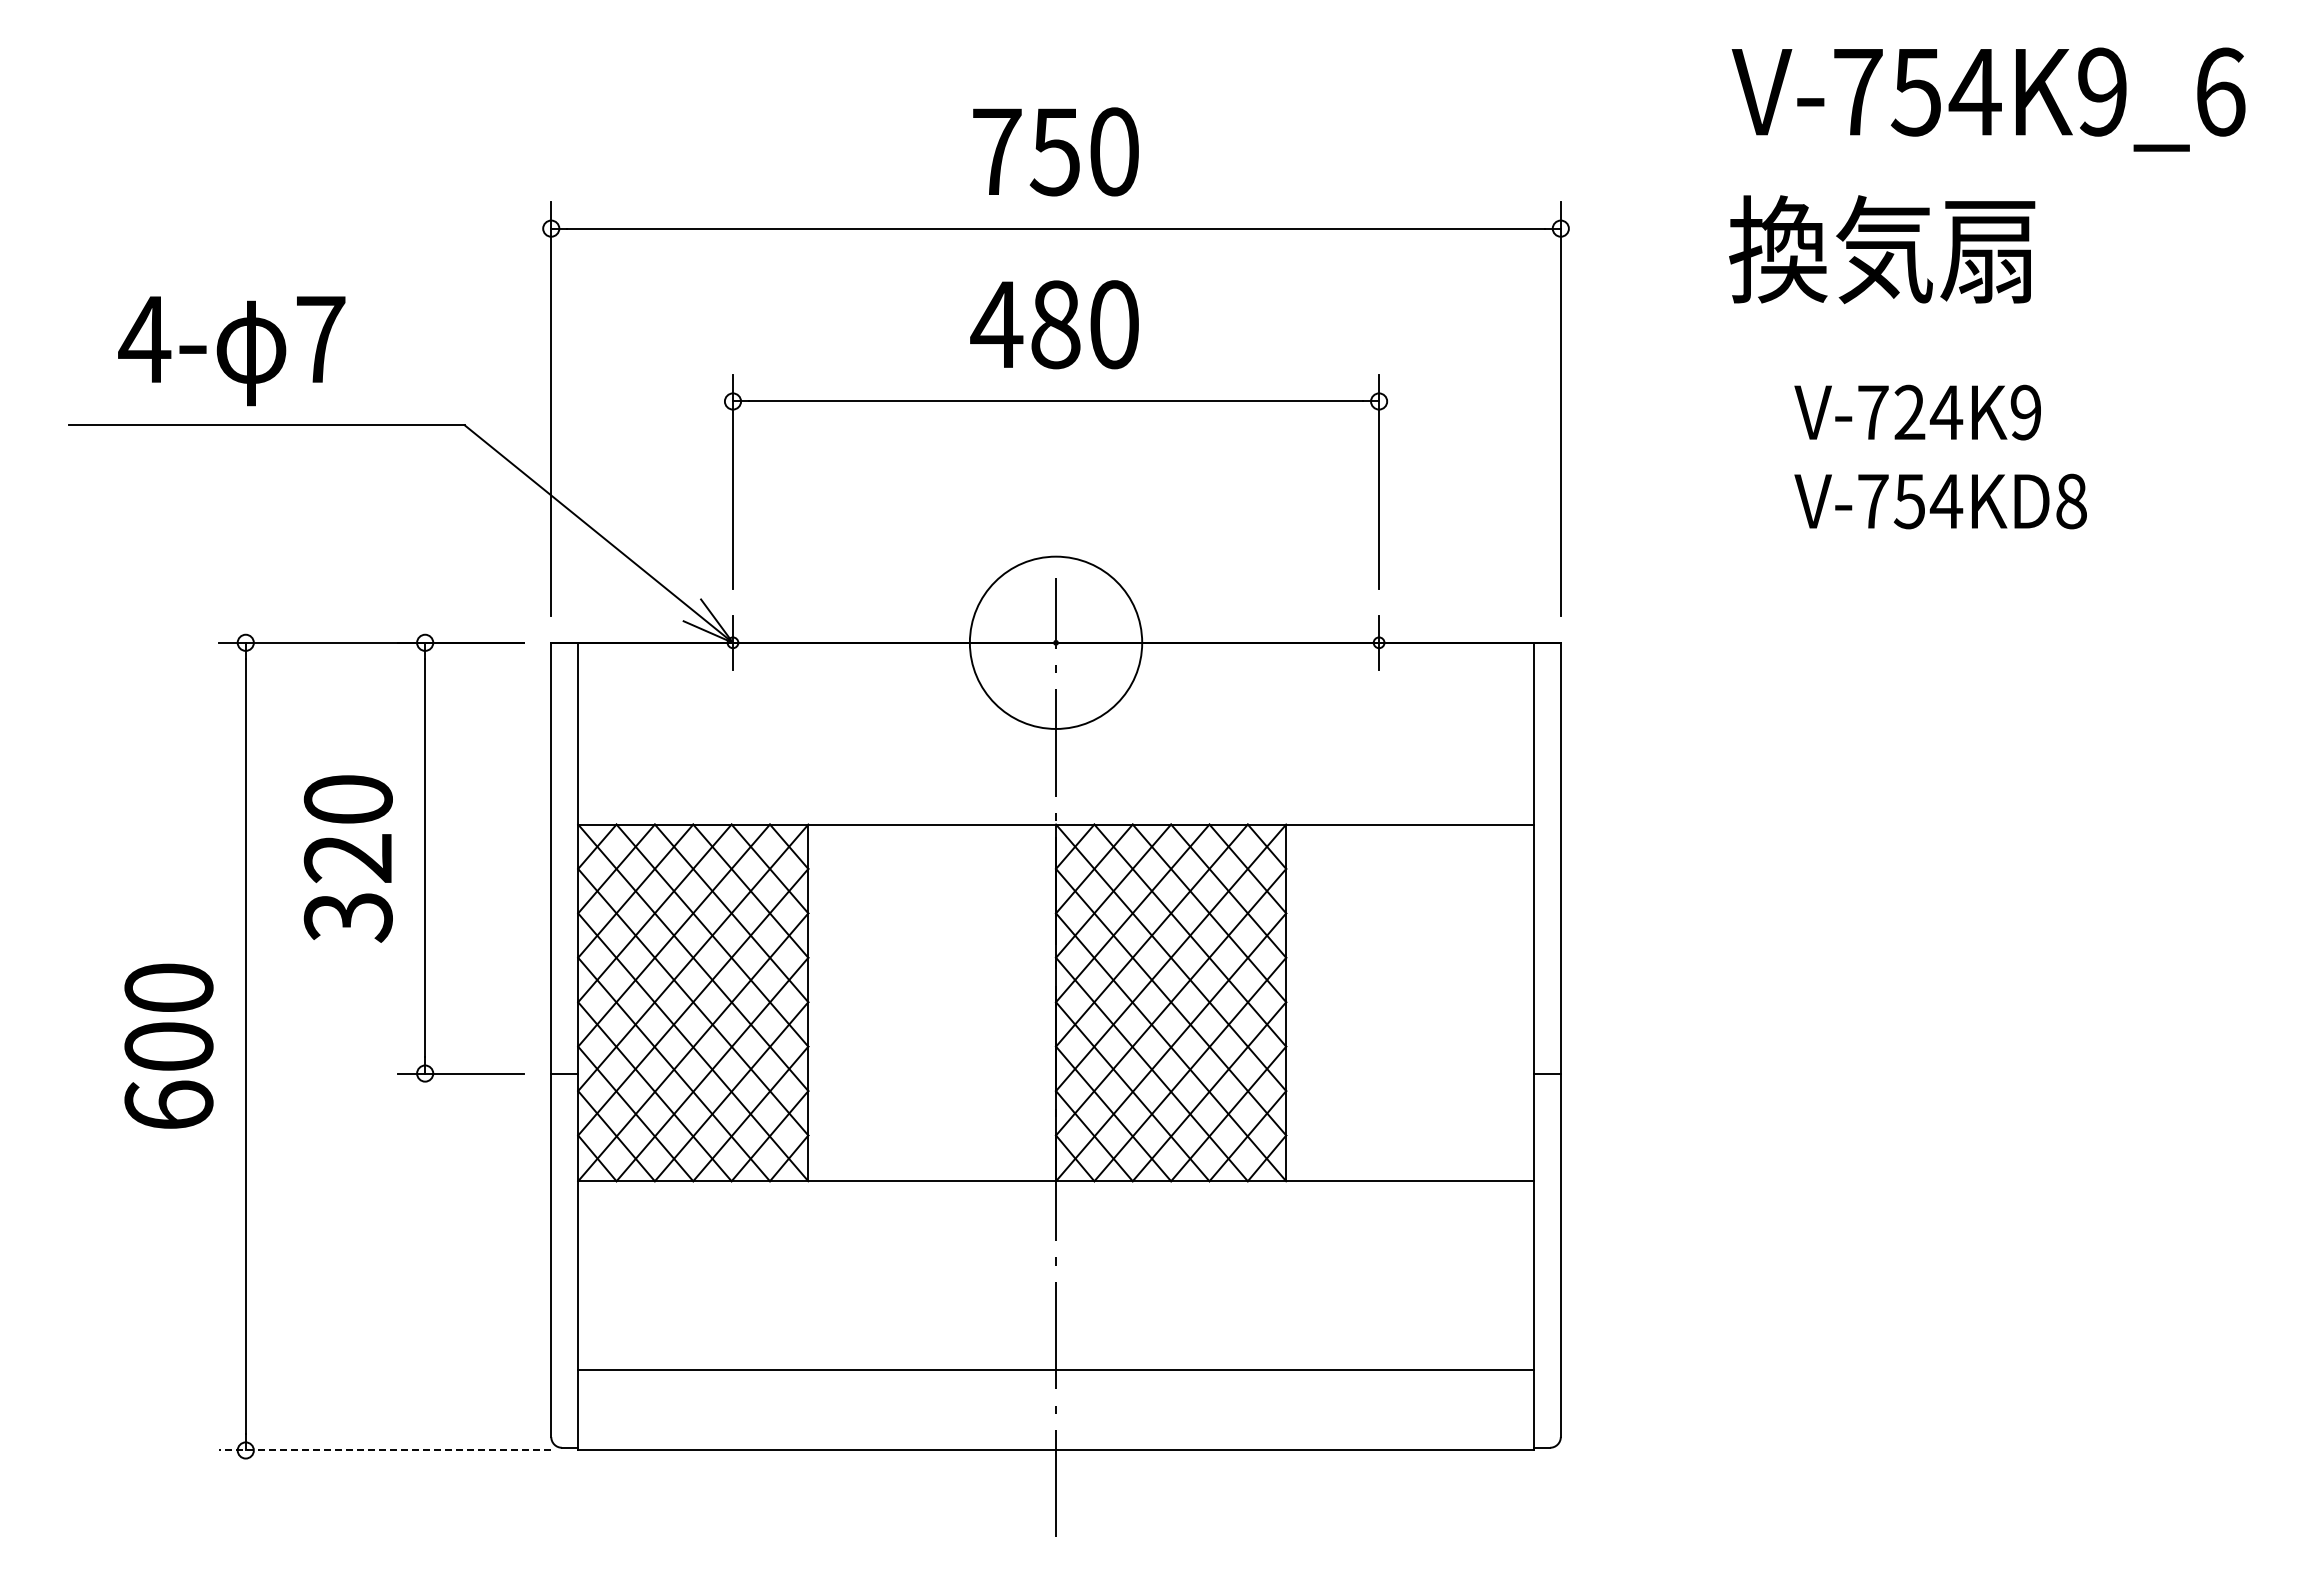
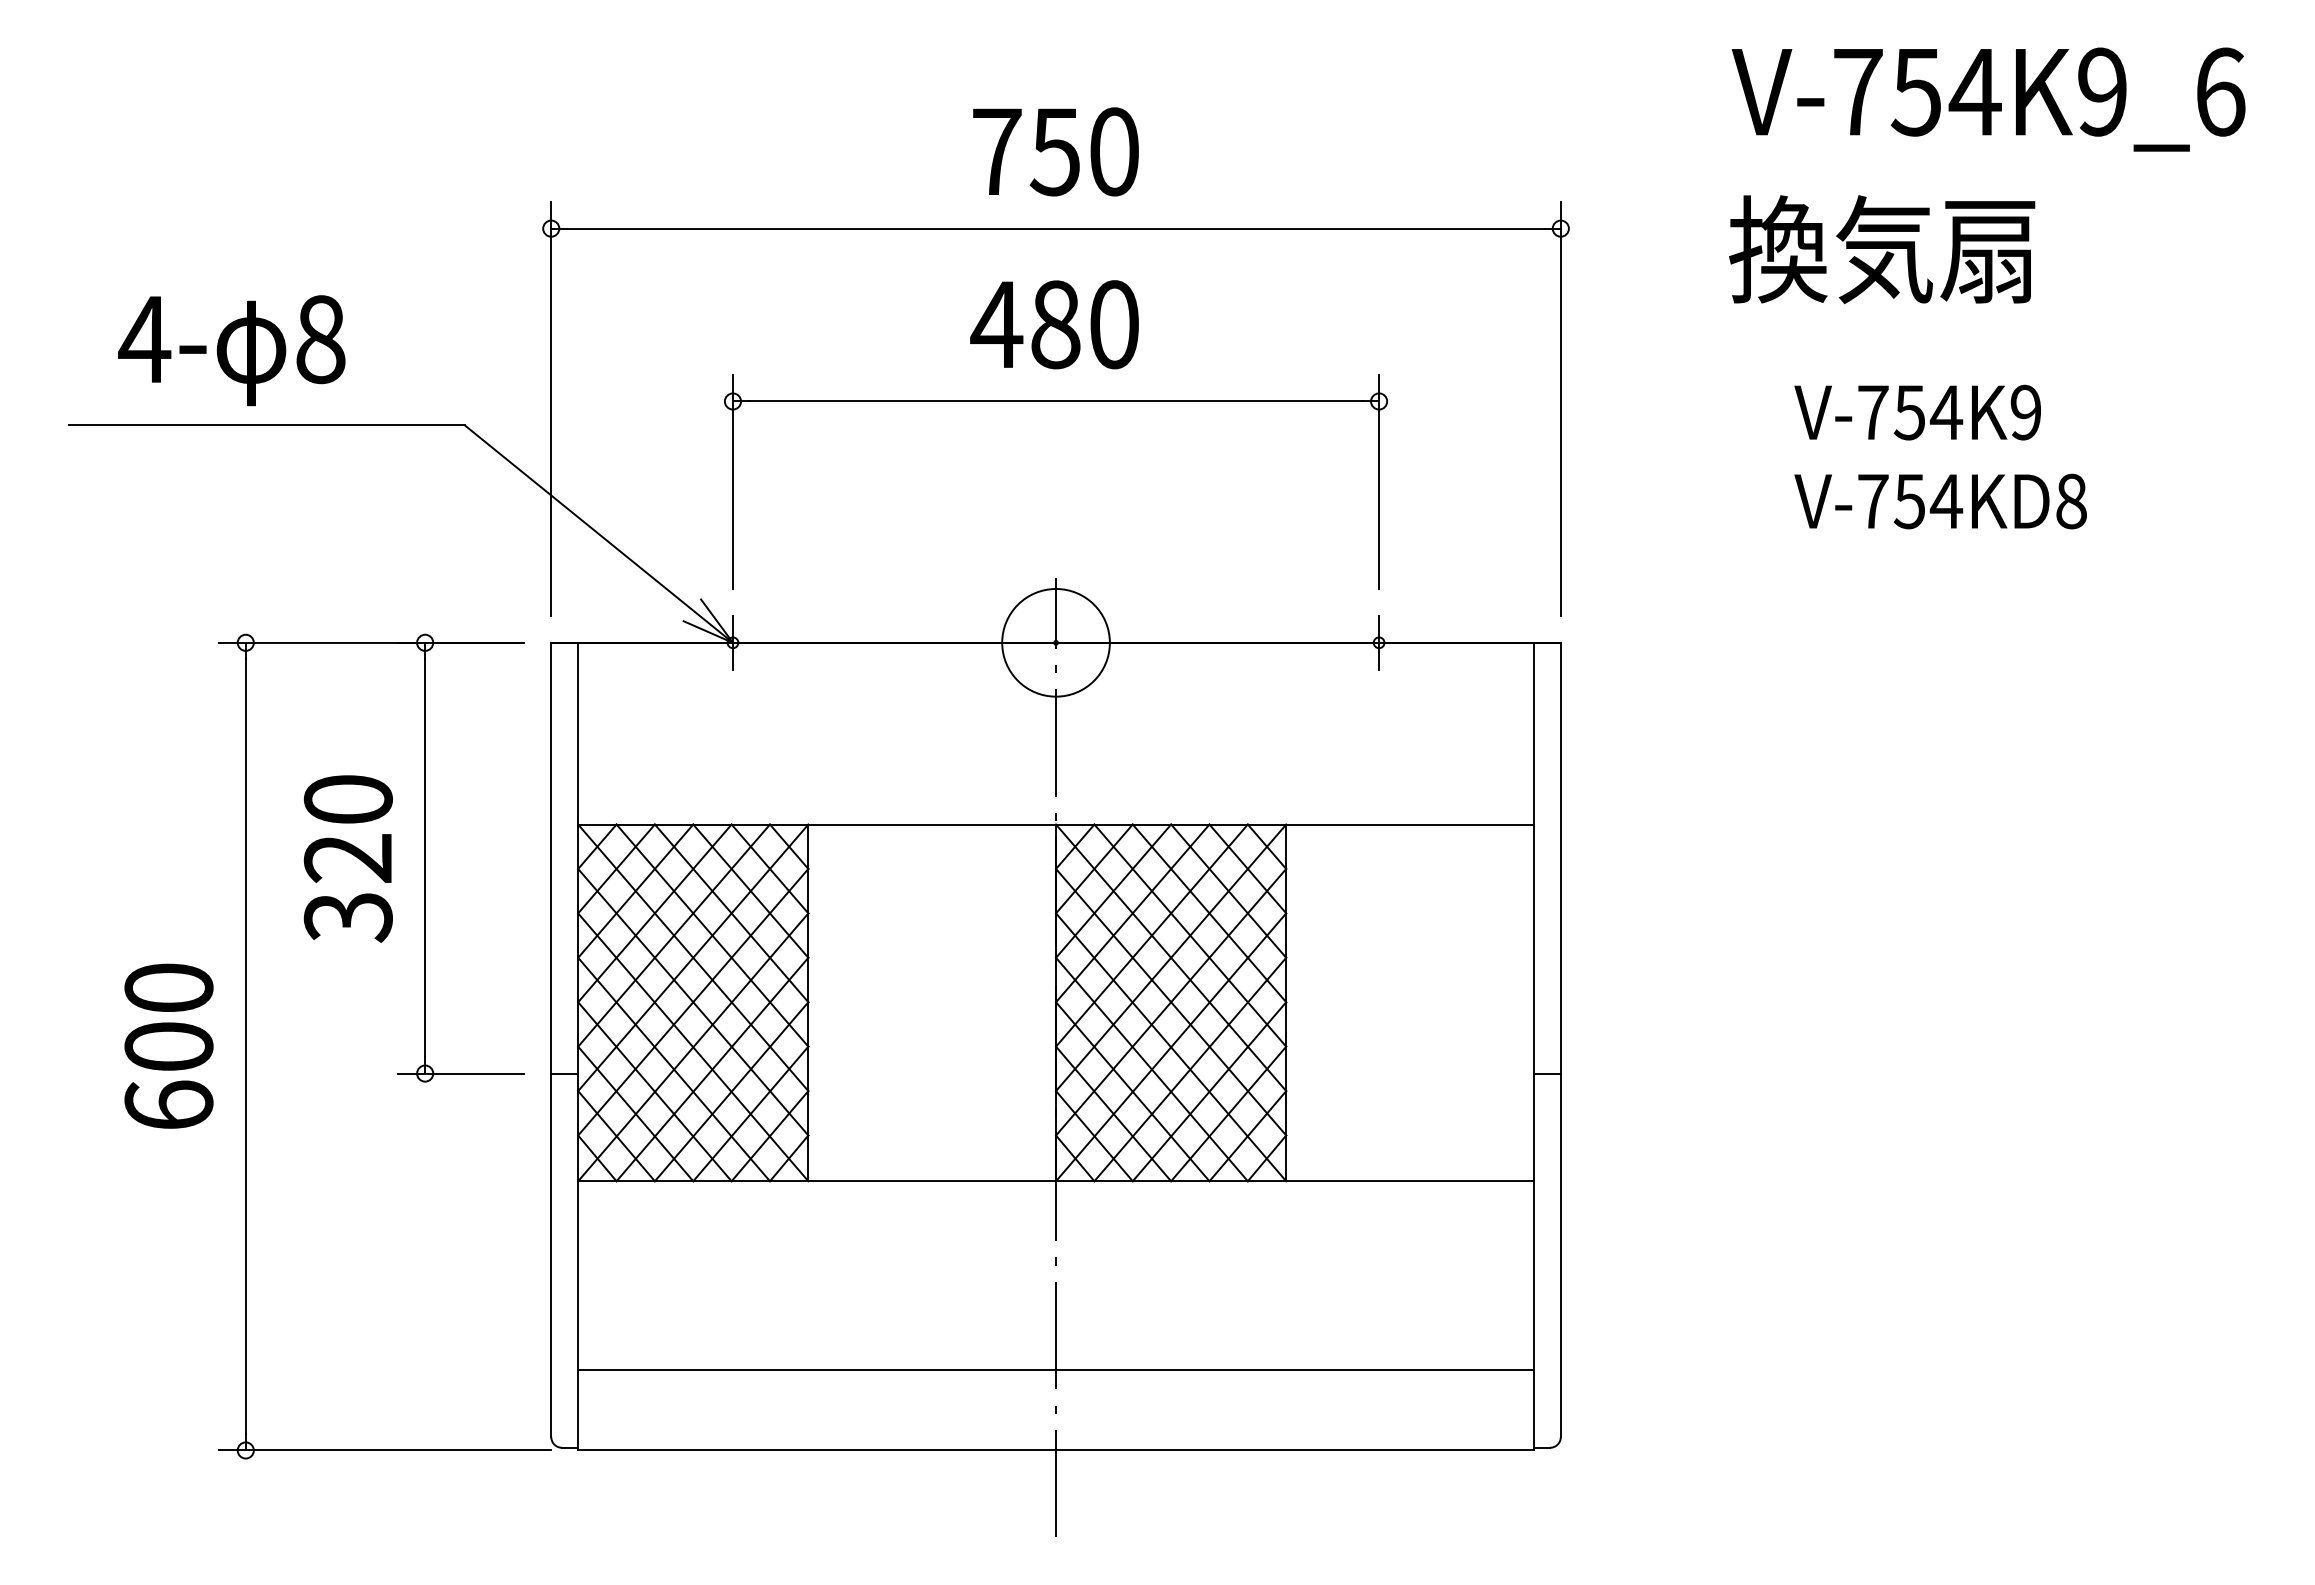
text: 7 -> 8 (320, 339)
text: V-724K9 -> V-754K9 (1909, 412)
circle diameter: 172 px -> 108 px (1055, 642)
line: dashed -> solid (384, 1450)
